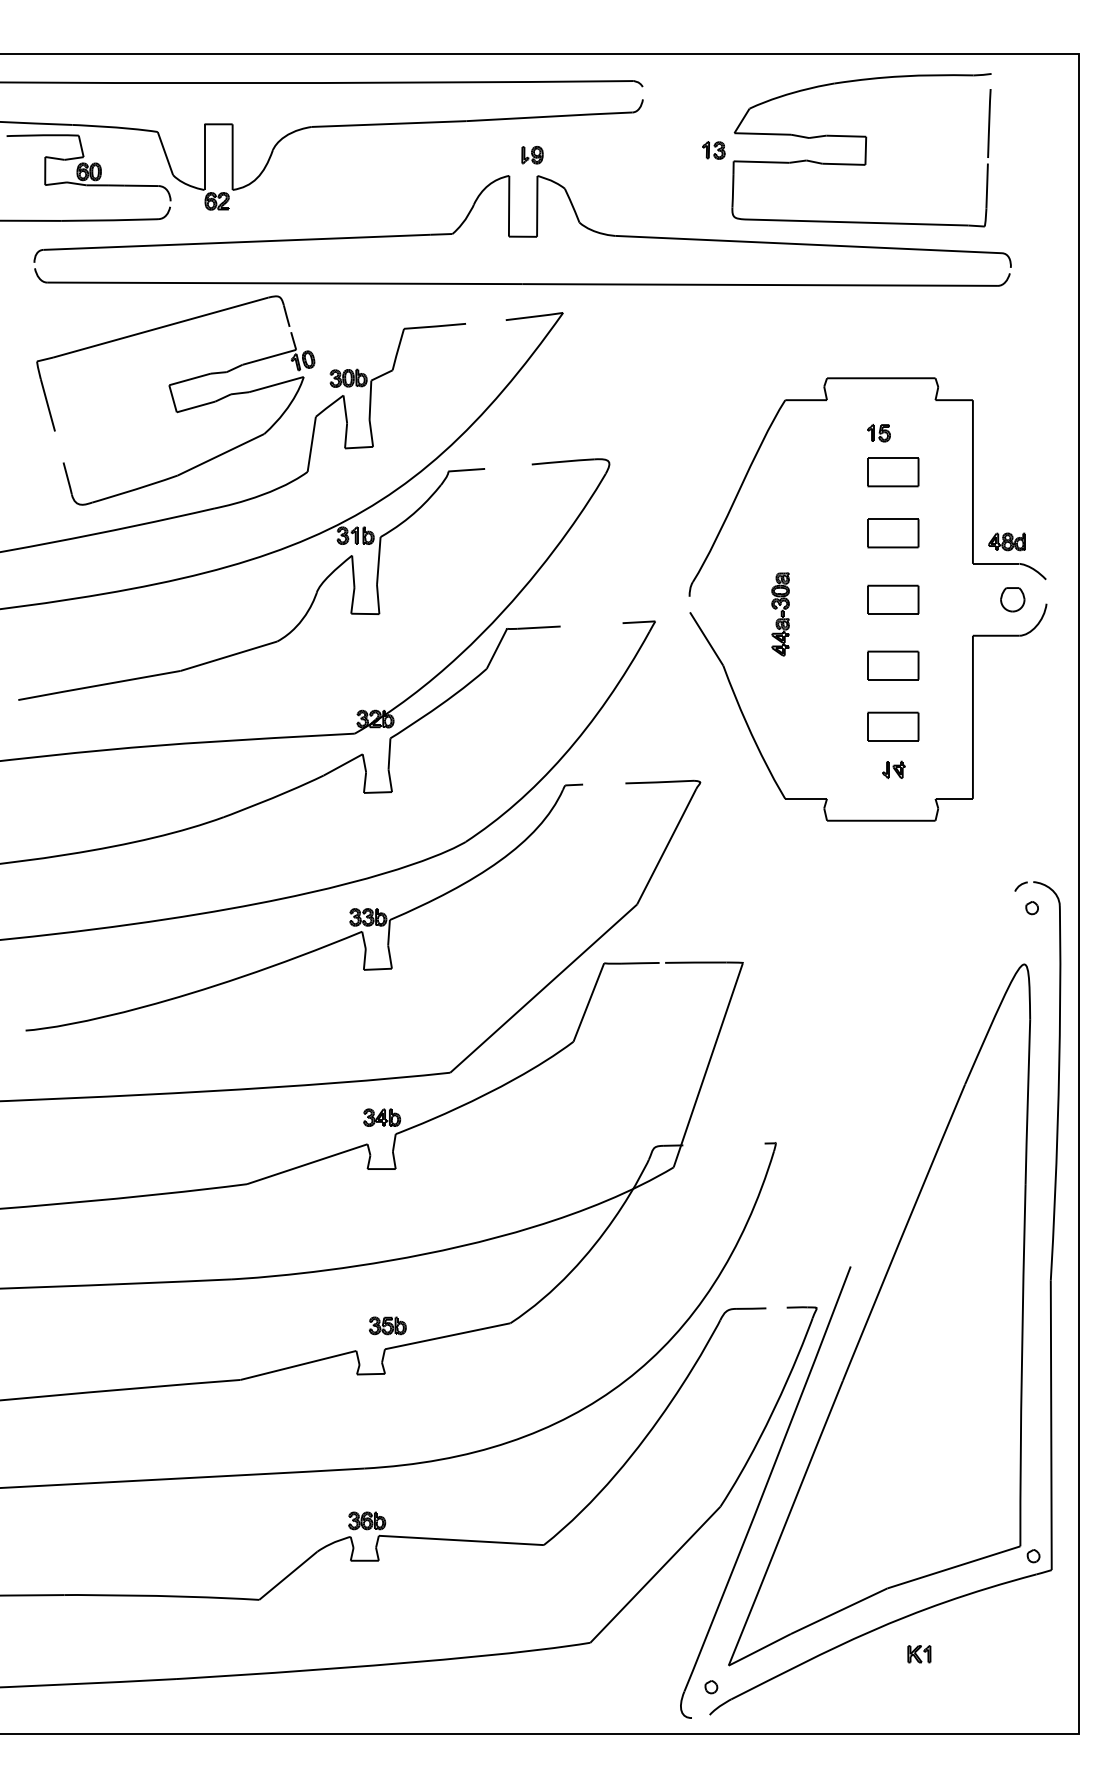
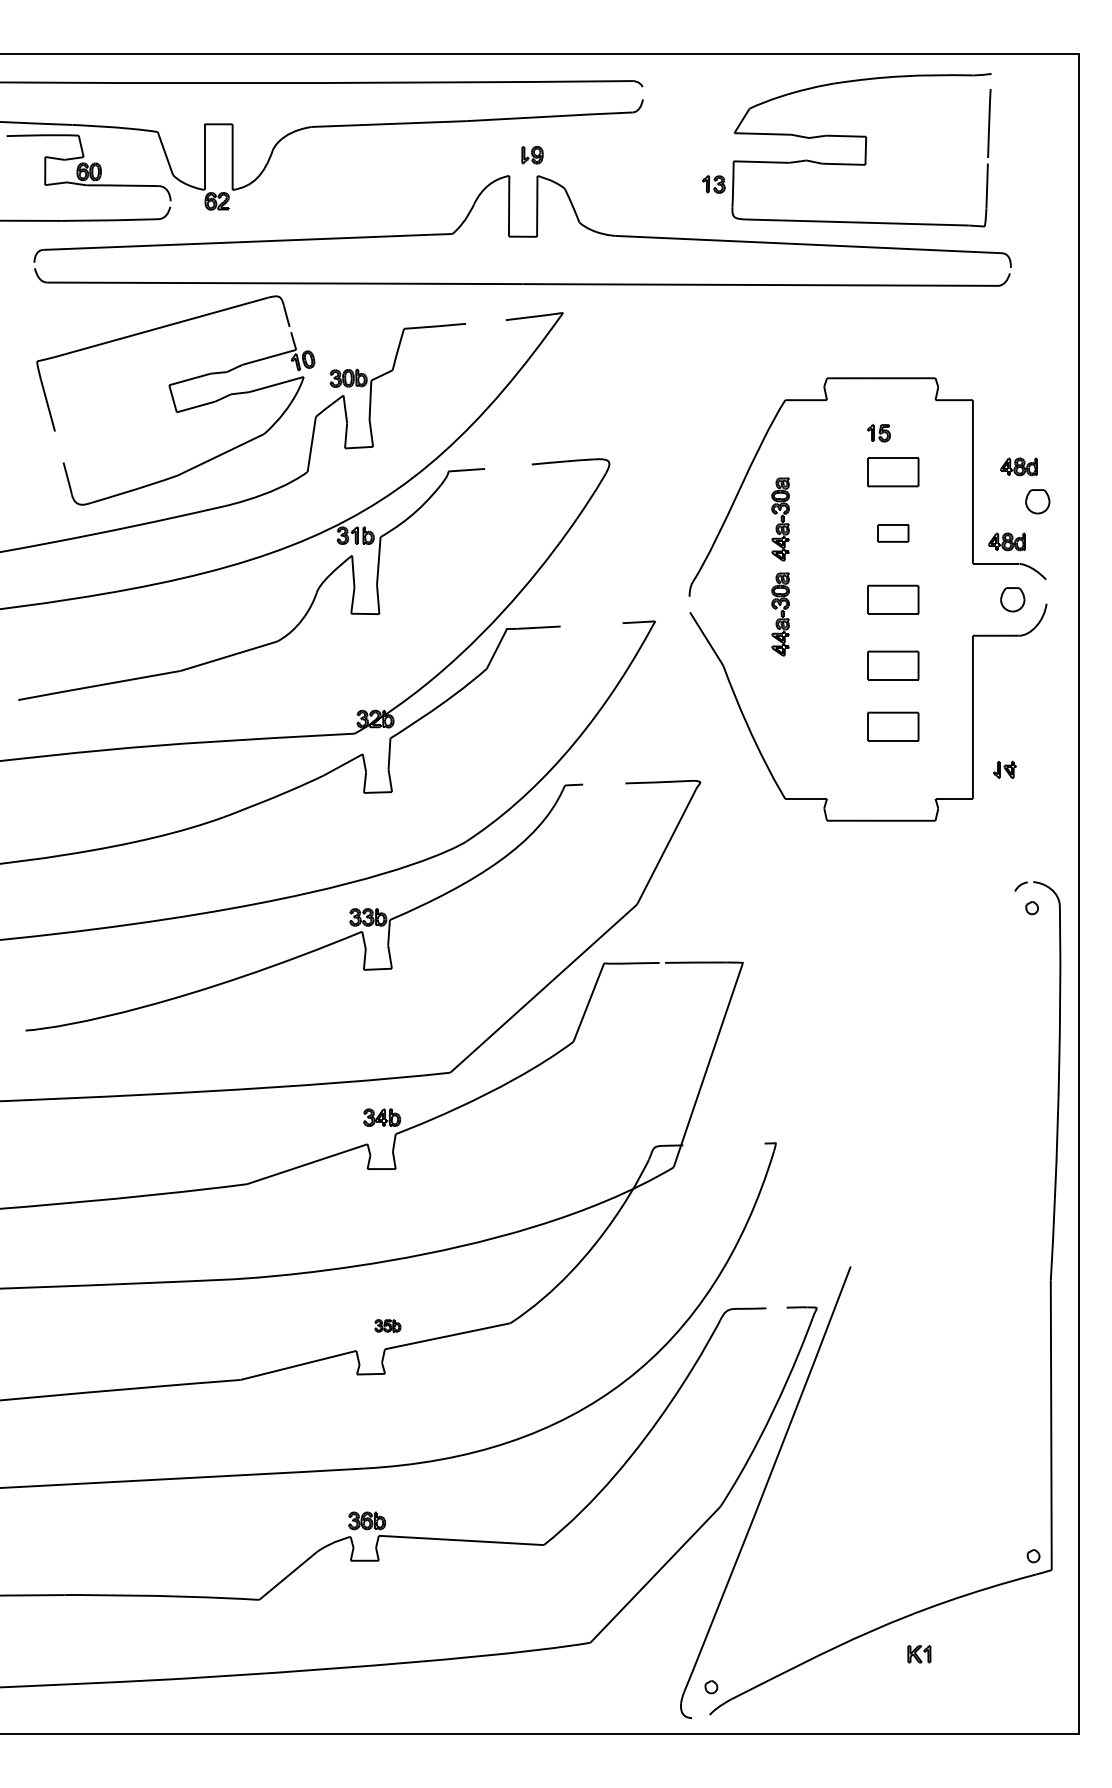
part position: (713, 150) -> (713, 184) (713, 184)
part: none -> present (1018, 466)
part: none -> present (1037, 501)
part: none -> present (780, 519)
part size: 53x31 px -> 33x19 px (893, 533)
part position: (893, 769) -> (1004, 769) (1004, 769)
part: present -> none (879, 1314)
part size: 38x20 px -> 28x14 px (387, 1325)
